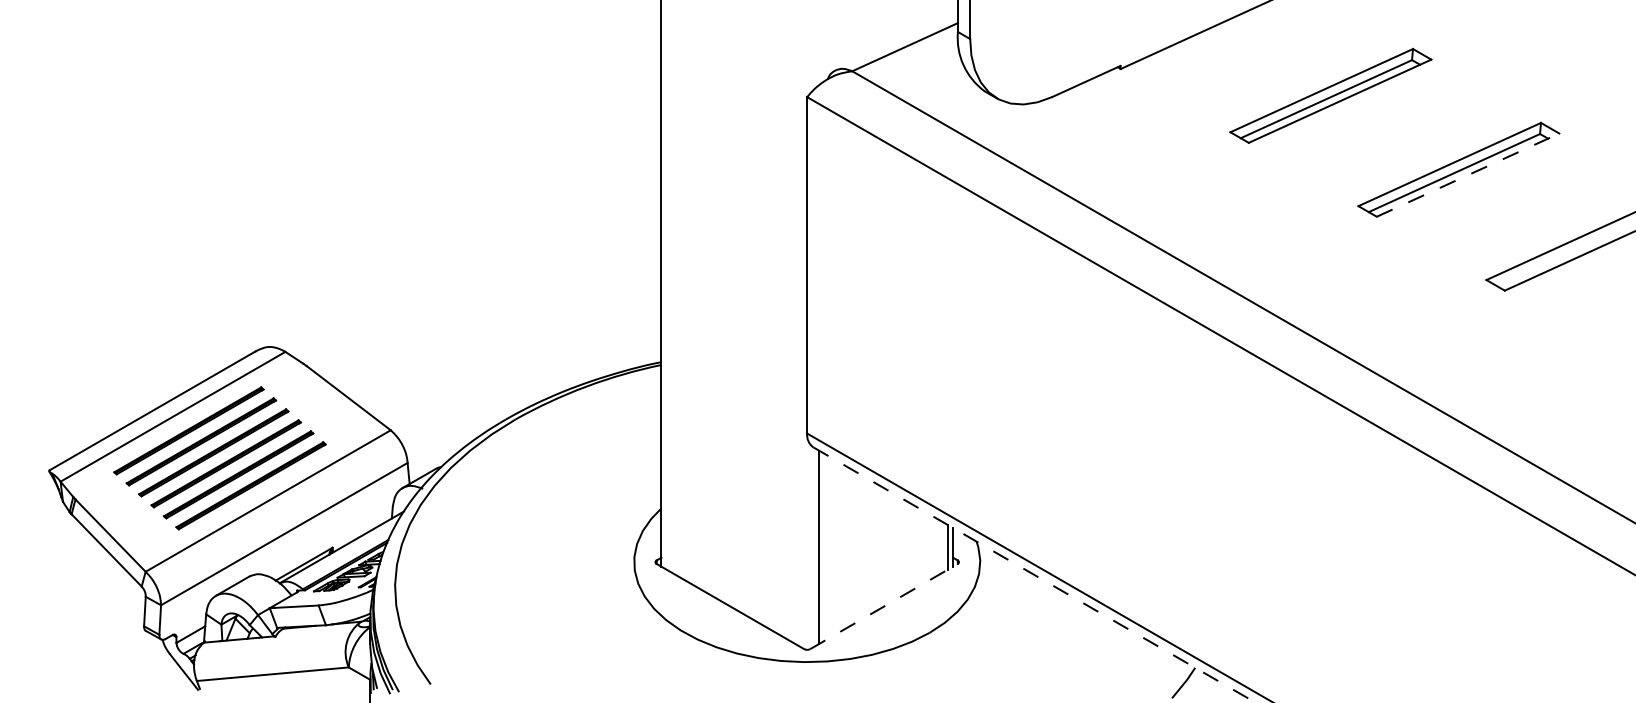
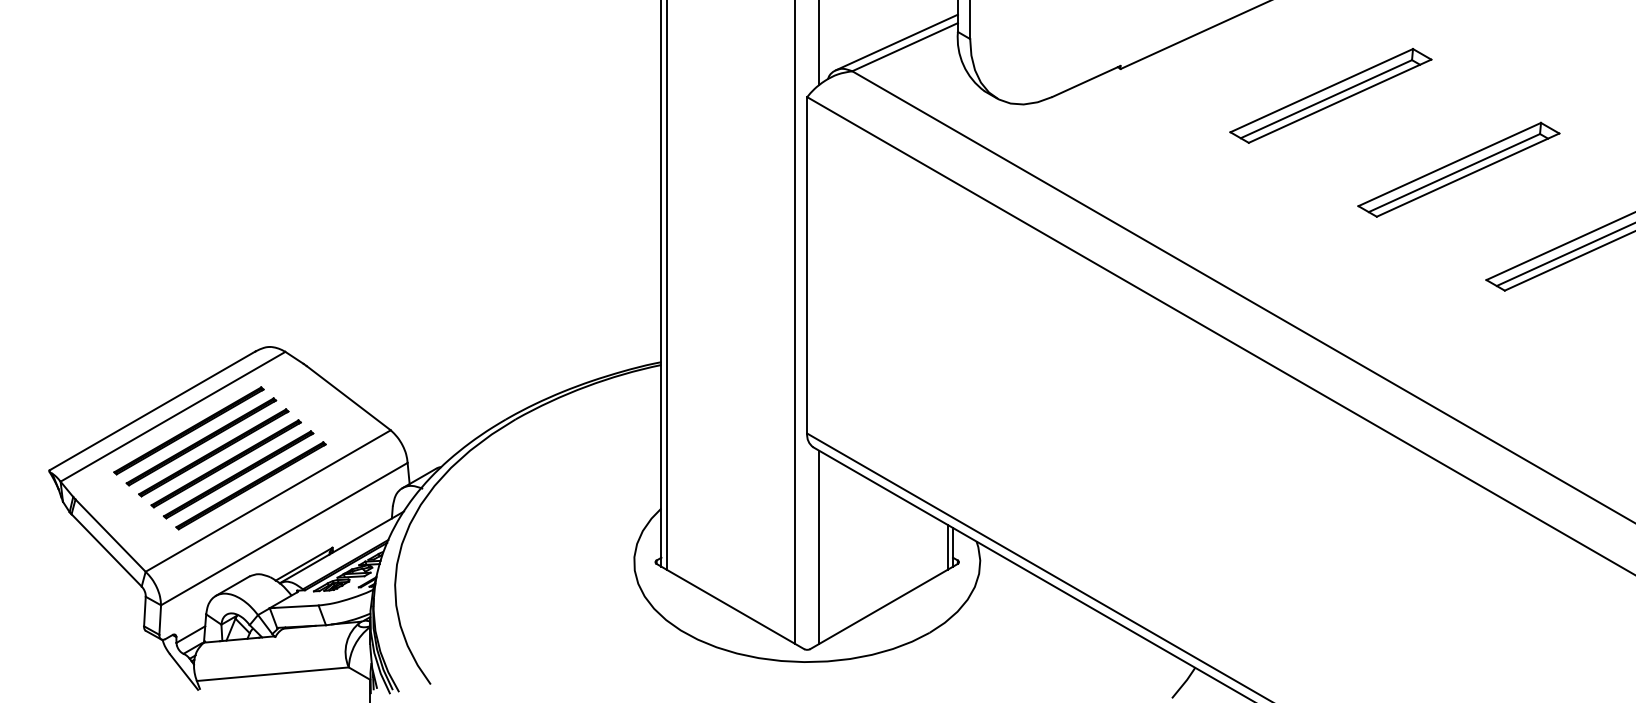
line: none -> present (896, 42)
line: none -> present (819, 43)
line: dashed -> solid (1468, 174)
line: none -> present (1564, 255)
line: none -> present (666, 285)
line: none -> present (795, 322)
line: dashed -> solid (1034, 575)
line: dashed -> solid (884, 606)
